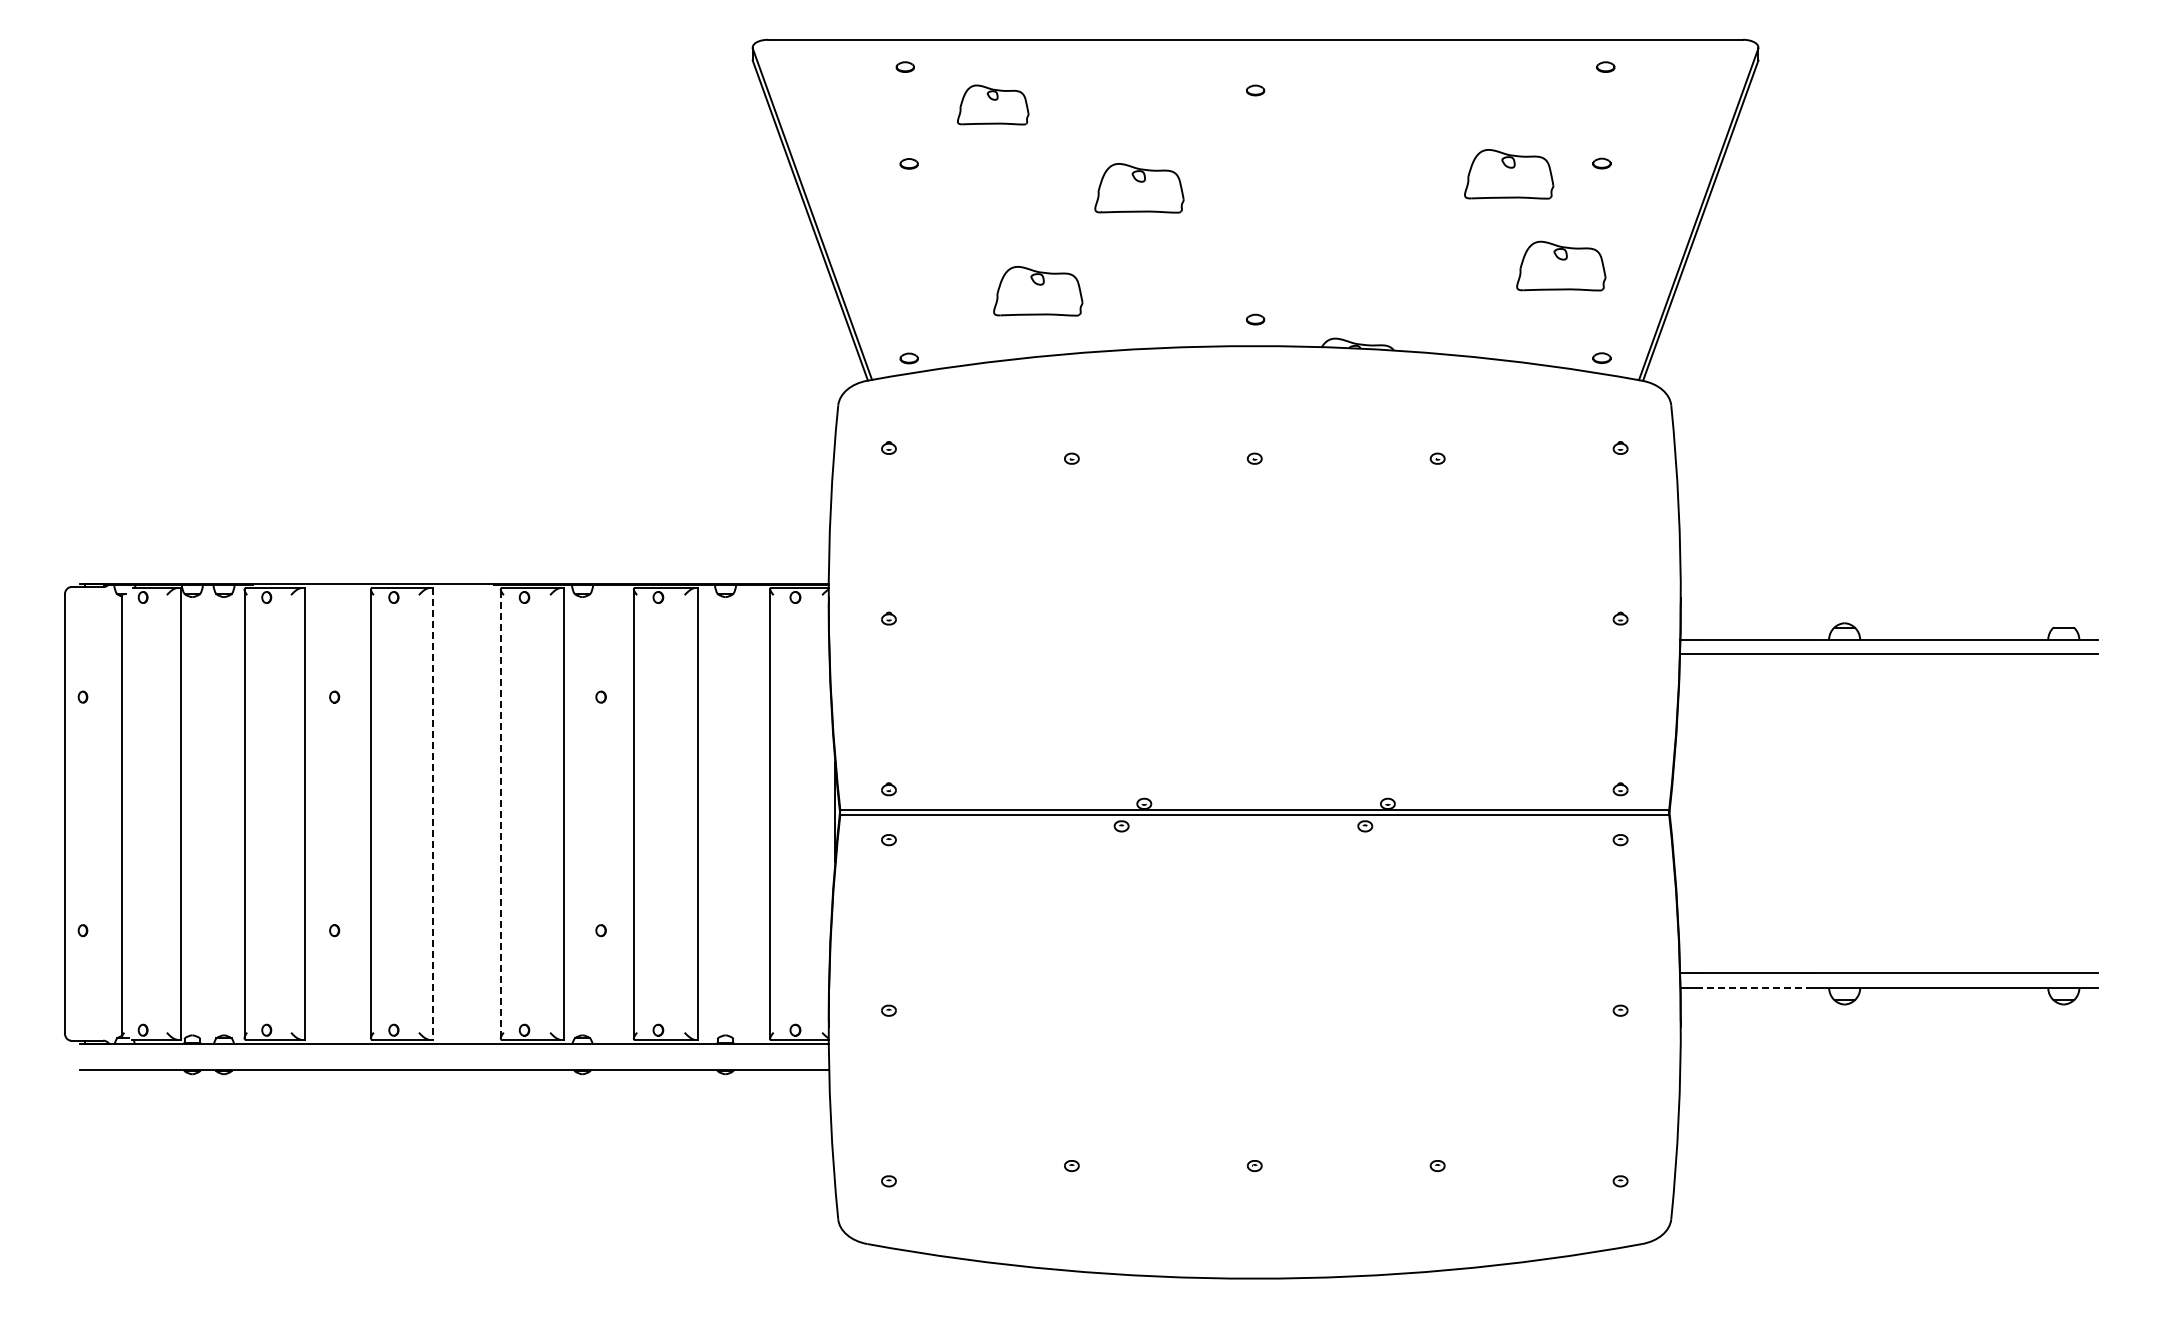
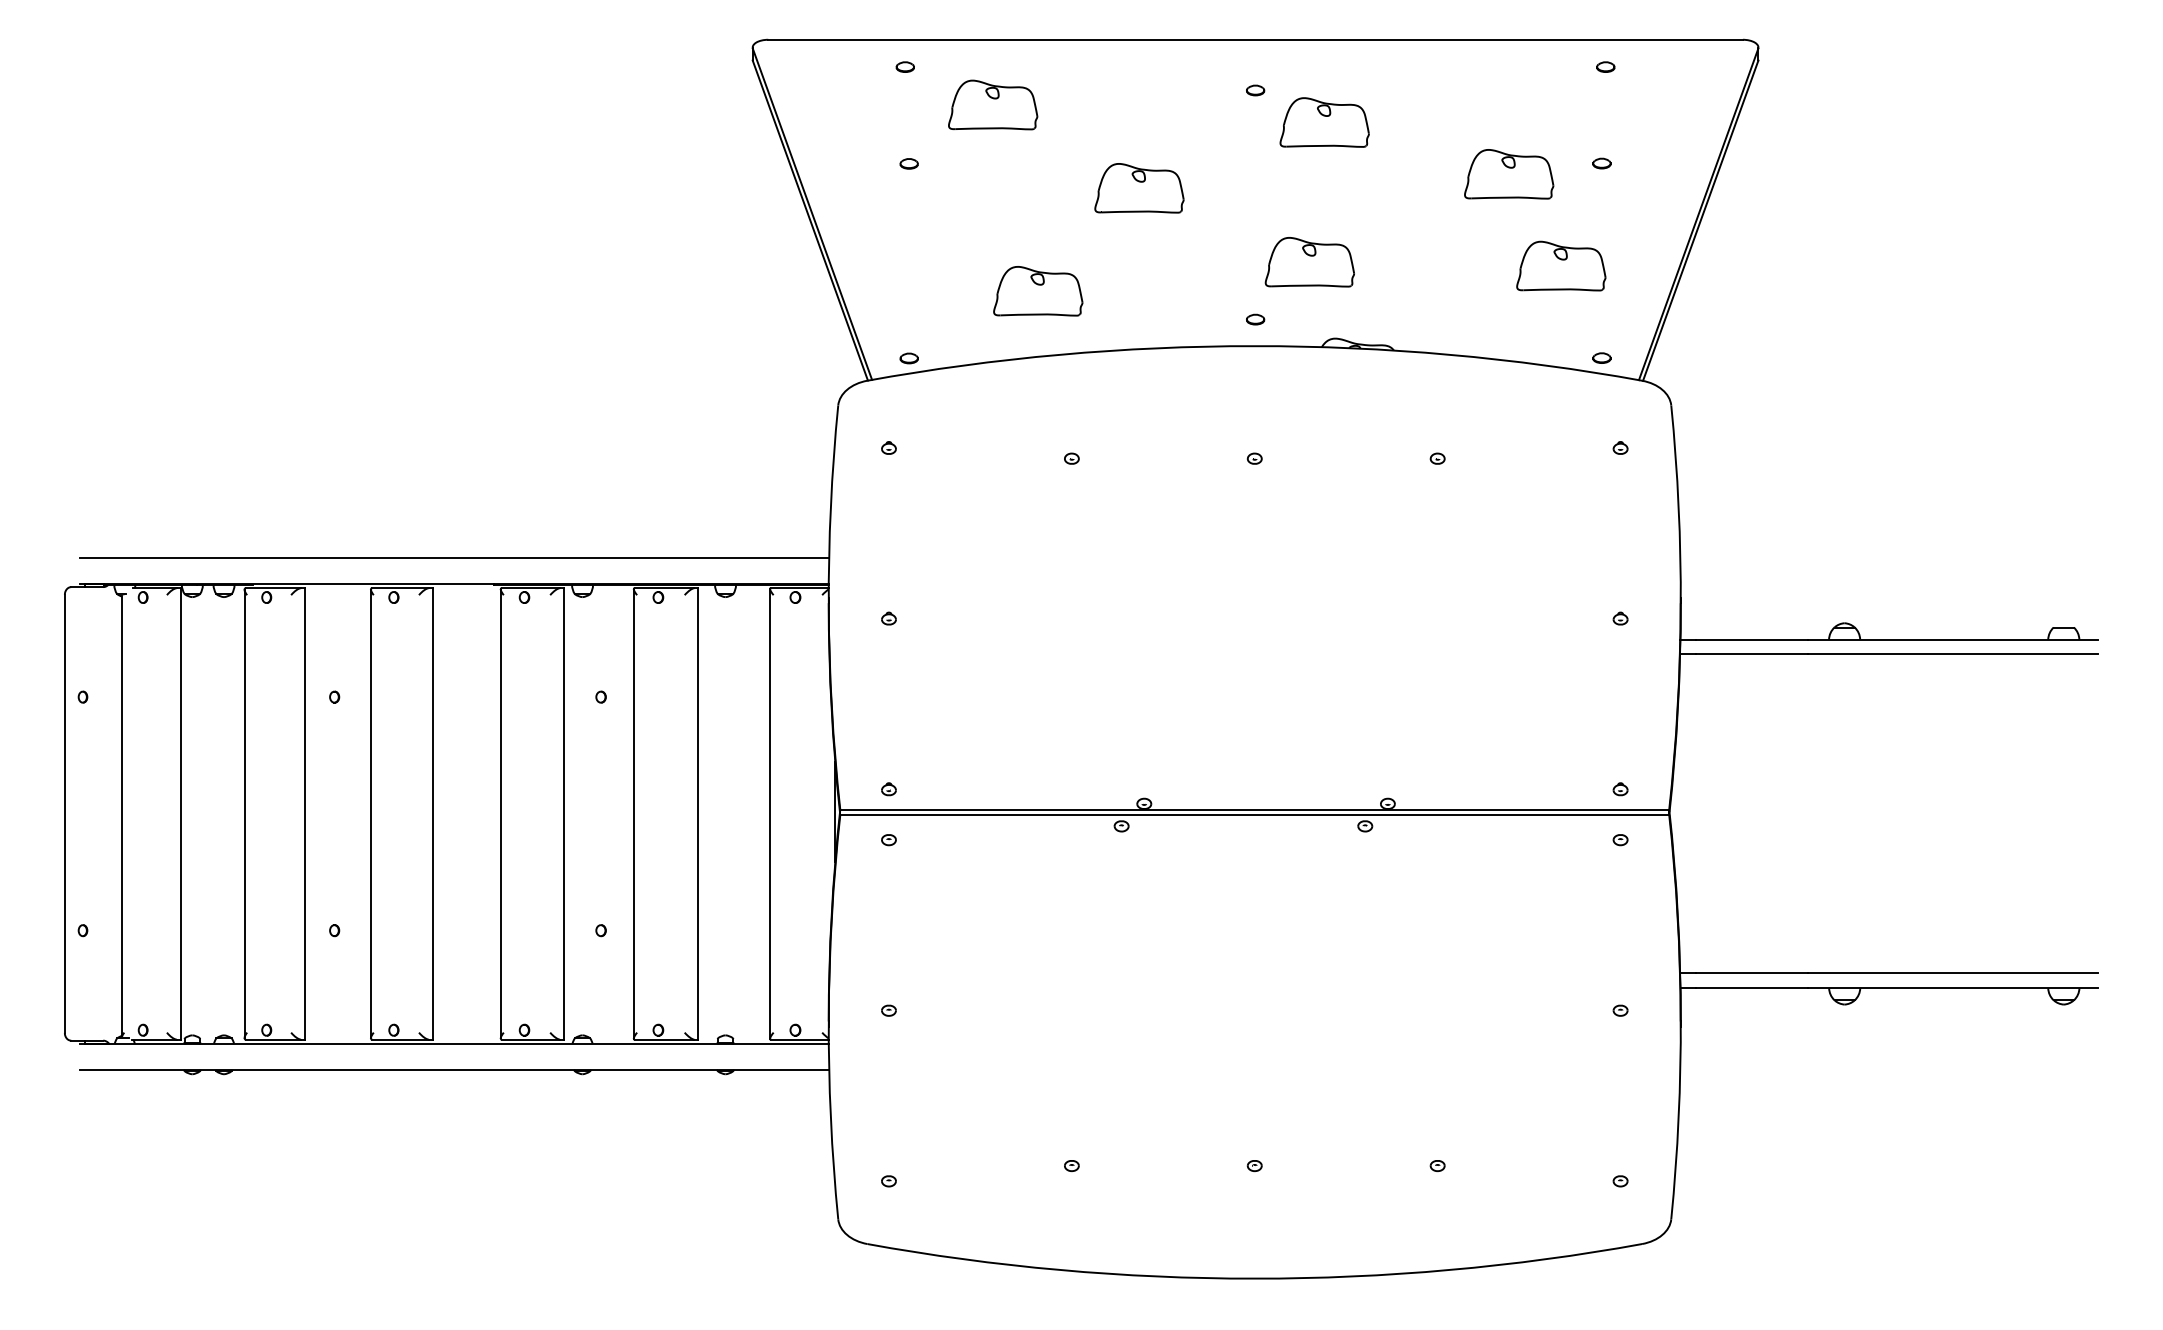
part size: 73x42 px -> 91x52 px (993, 104)
part: none -> present (1324, 122)
part: none -> present (1309, 262)
line: none -> present (454, 557)
line: dashed -> solid (432, 813)
line: dashed -> solid (500, 813)
line: dashed -> solid (1752, 988)
